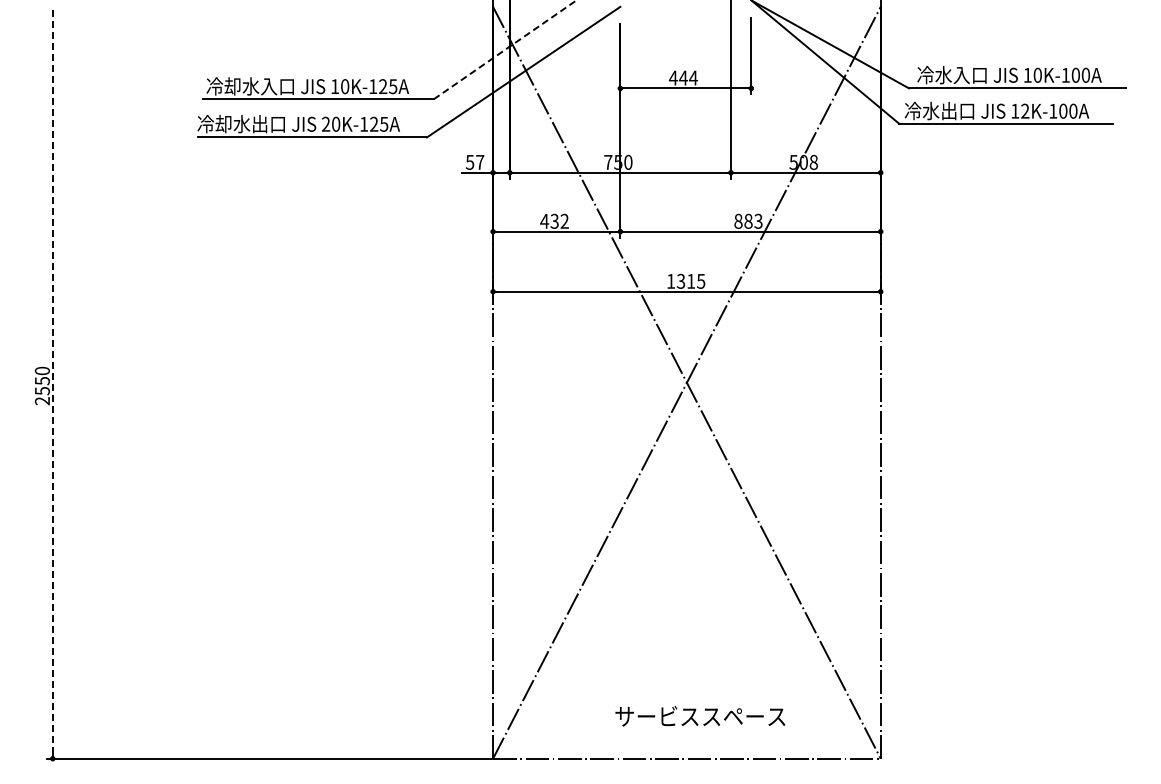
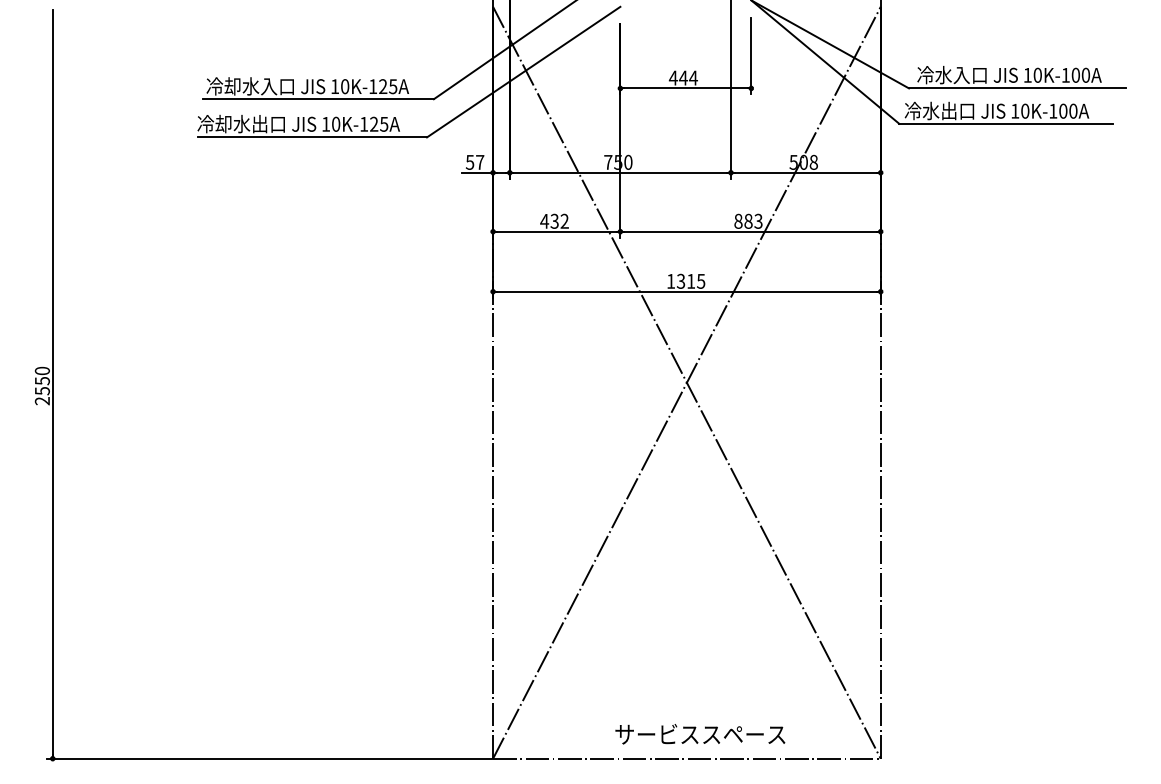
line: dashed -> solid (505, 49)
text: 12K-100A -> 10K-100A (1025, 110)
text: 20K-125A -> 10K-125A (326, 123)
line: dashed -> solid (52, 383)
text position: (700, 716) -> (700, 734) (700, 734)
